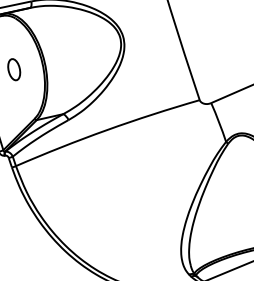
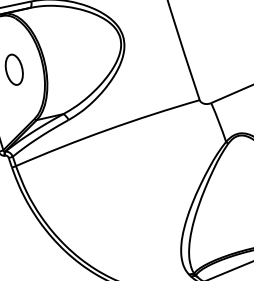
part size: 15x24 px -> 20x33 px (13, 69)
